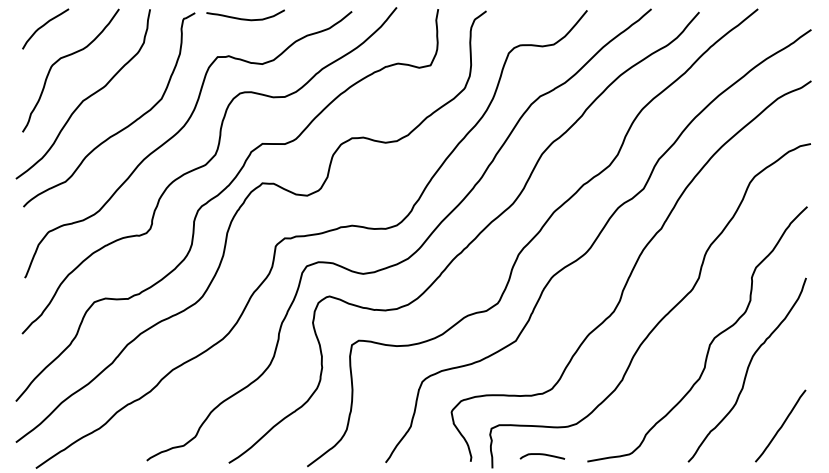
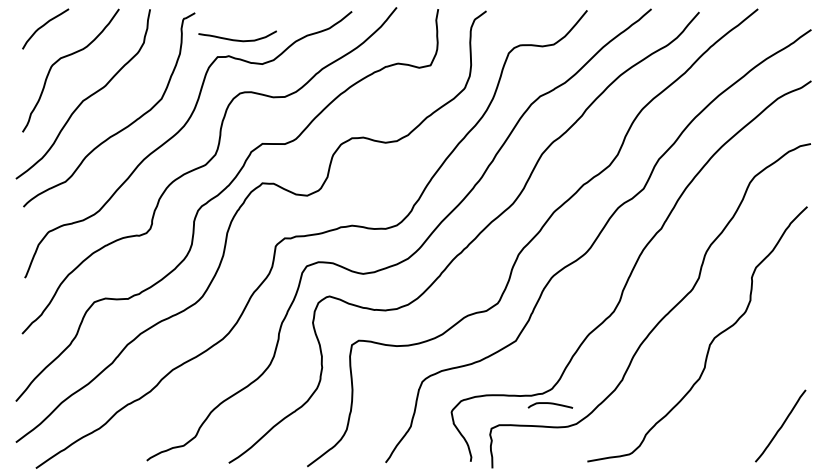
curve position: (245, 18) -> (237, 39) (237, 39)
curve: present -> none (746, 369)
curve position: (542, 455) -> (550, 404) (550, 404)
